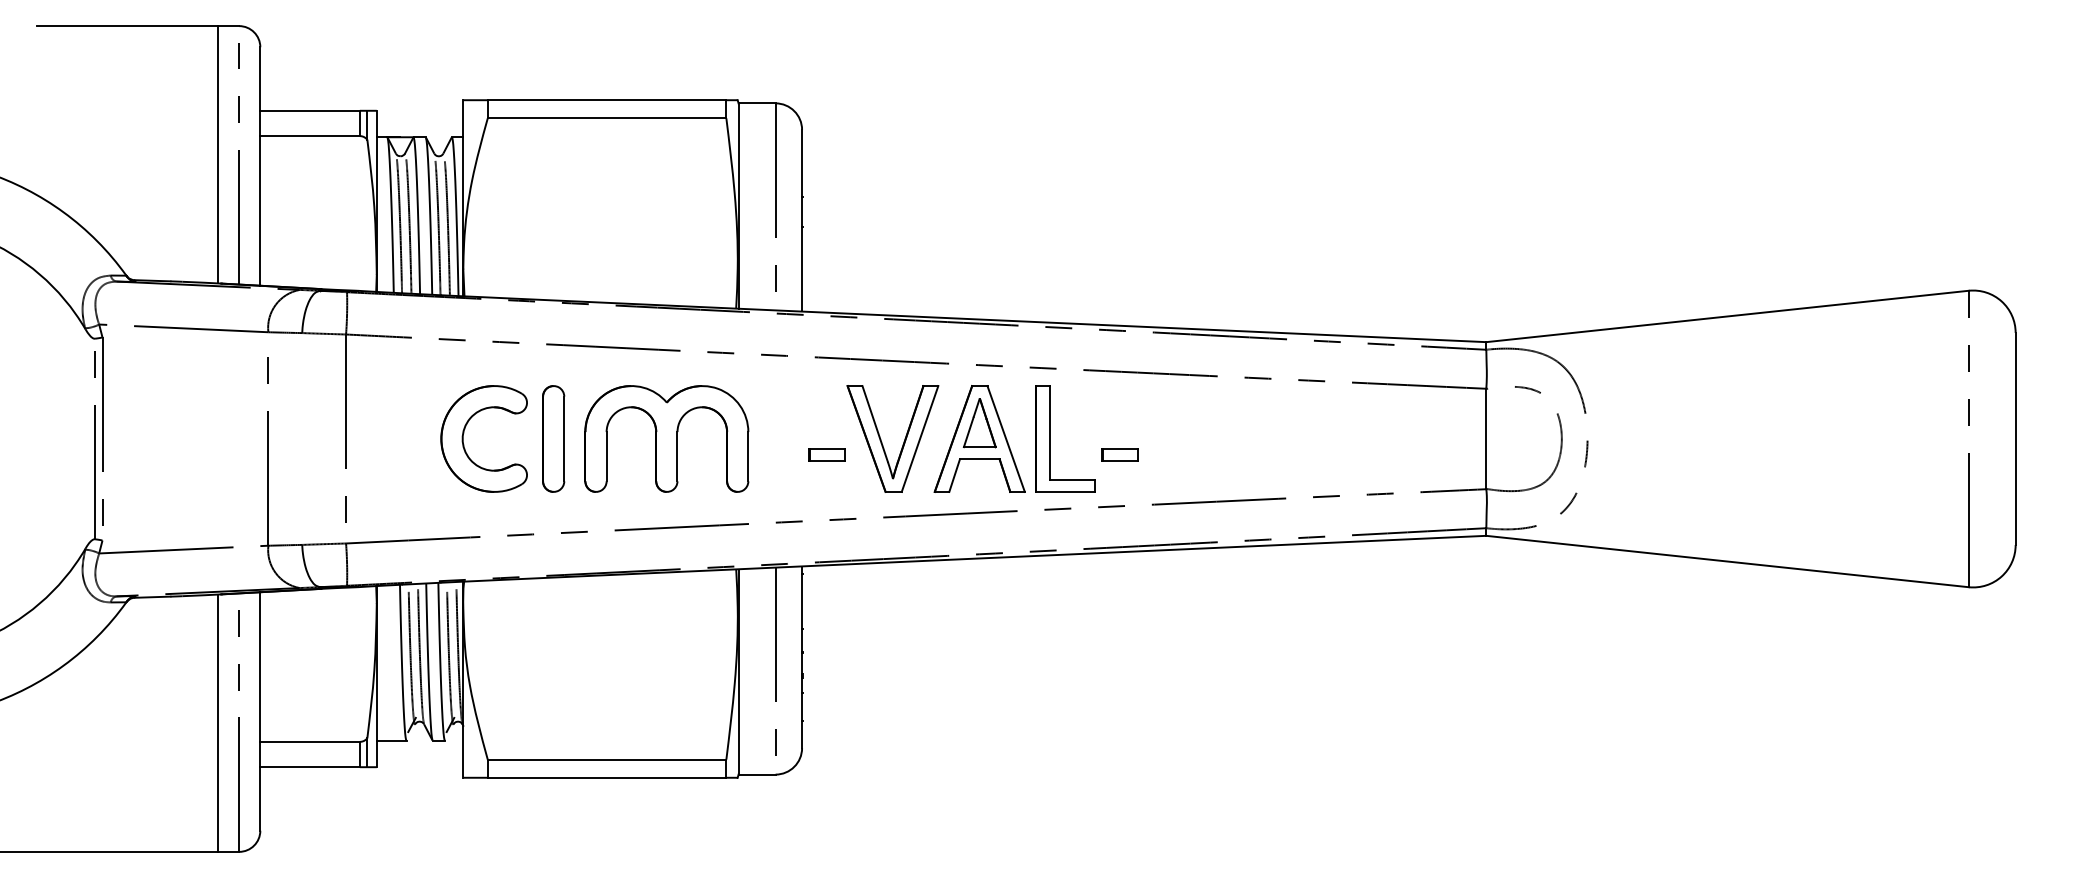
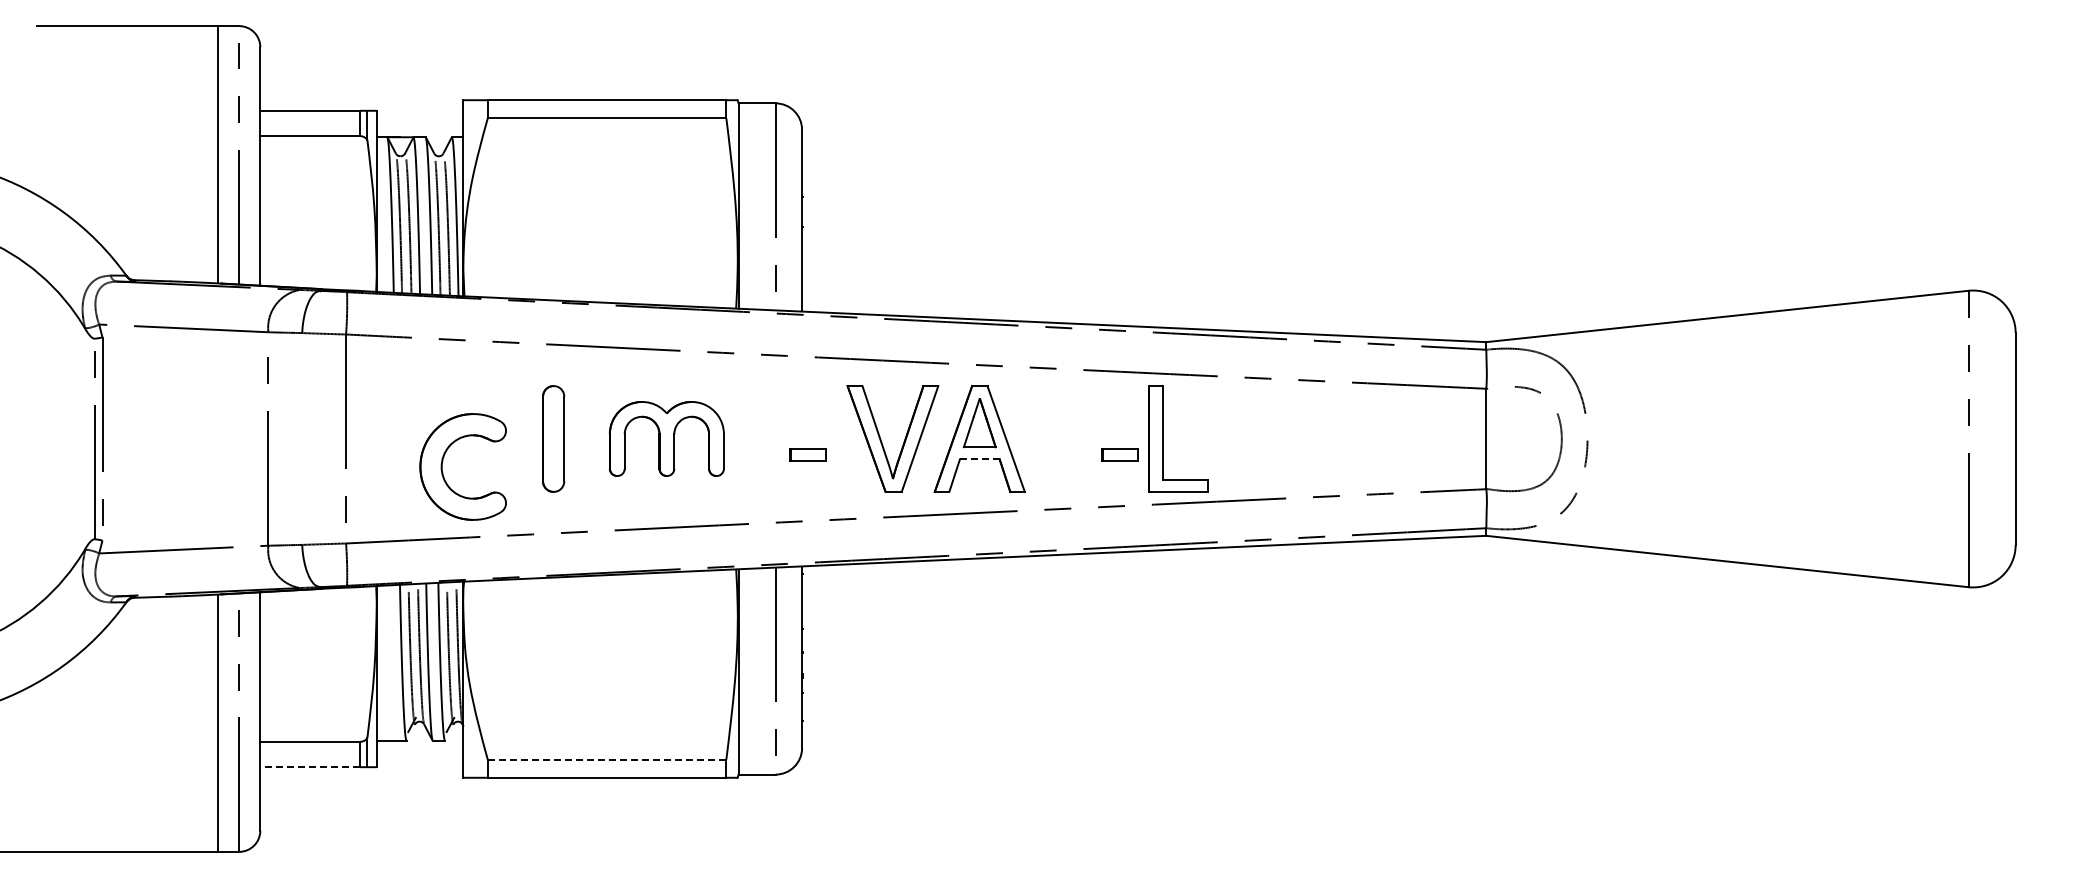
part position: (464, 433) -> (443, 461) (443, 461)
part size: 166x108 px -> 117x76 px (666, 438)
part position: (1050, 438) -> (1163, 438) (1163, 438)
part position: (826, 454) -> (807, 454) (807, 454)
line: solid -> dashed (979, 459)
line: solid -> dashed (606, 759)
line: solid -> dashed (310, 767)
